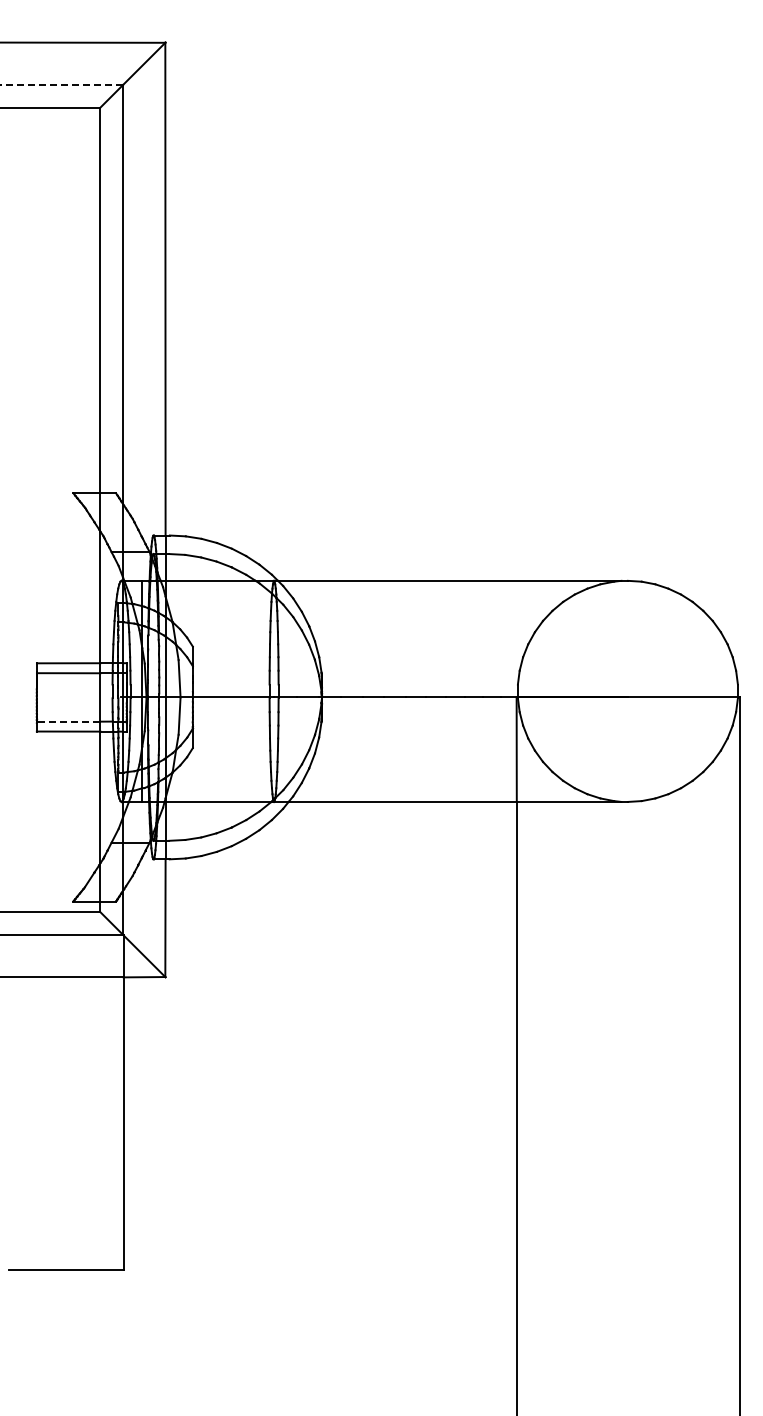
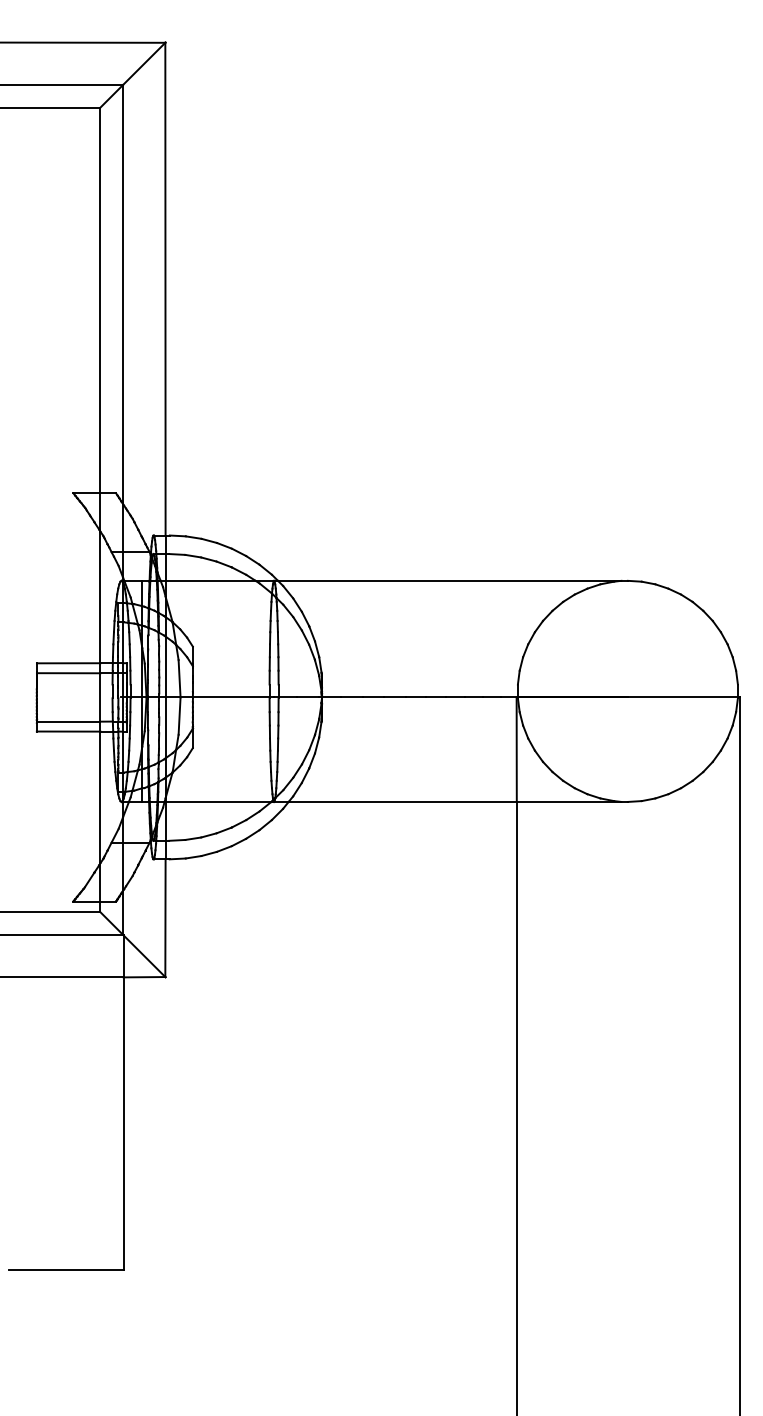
line: dashed -> solid (61, 84)
line: dashed -> solid (68, 721)
